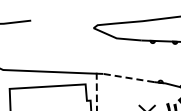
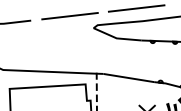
line: none -> present (136, 8)
line: none -> present (69, 16)
line: dashed -> solid (128, 78)
